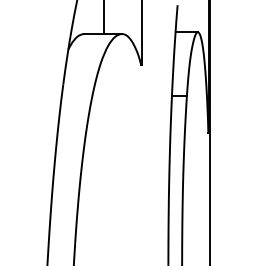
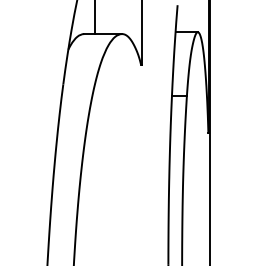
line position: (103, 18) -> (94, 18) (94, 18)
